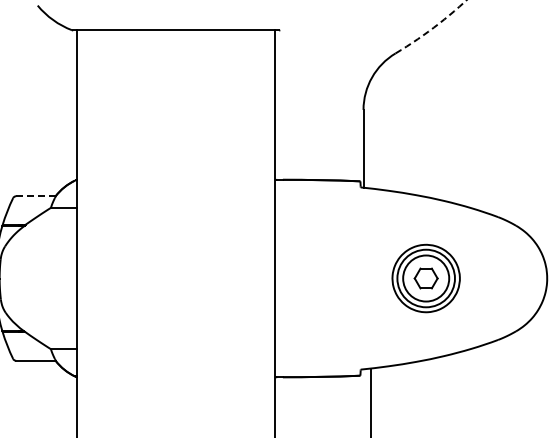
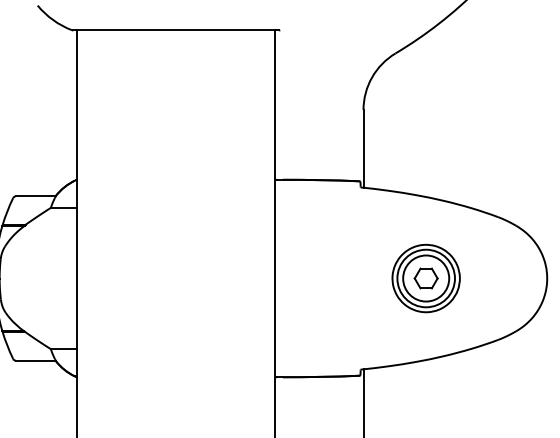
arc: dashed -> solid (432, 28)
line: dashed -> solid (35, 196)
line position: (370, 401) -> (363, 401) (363, 401)
